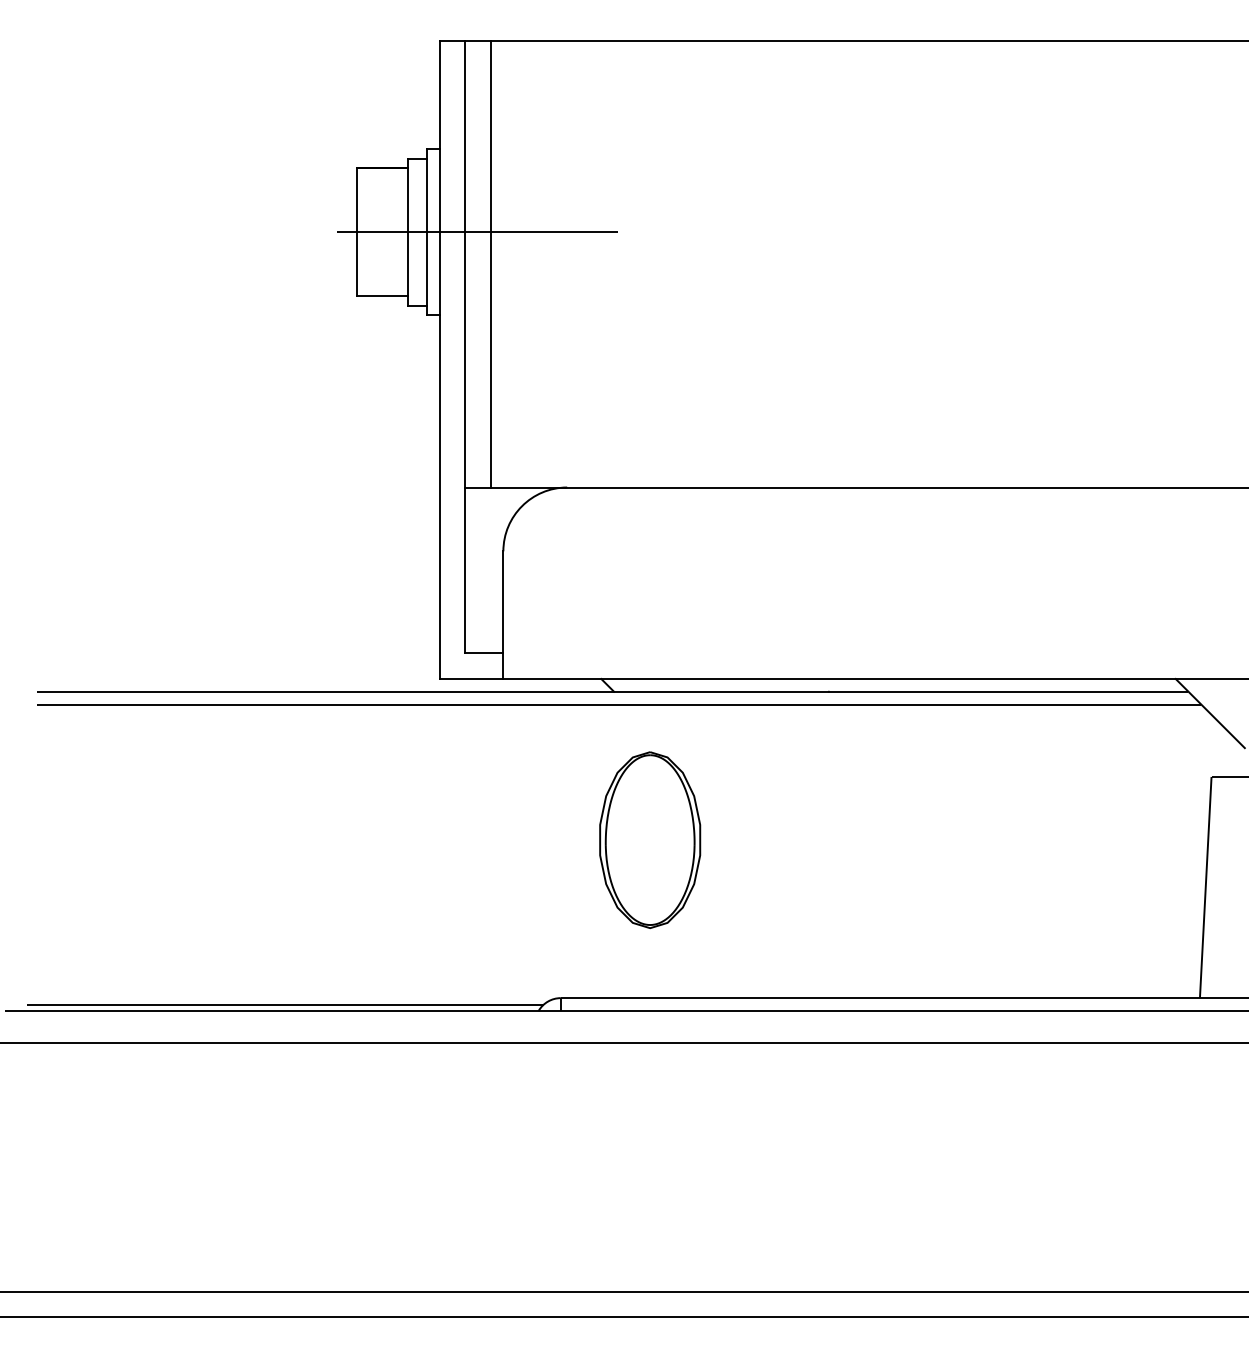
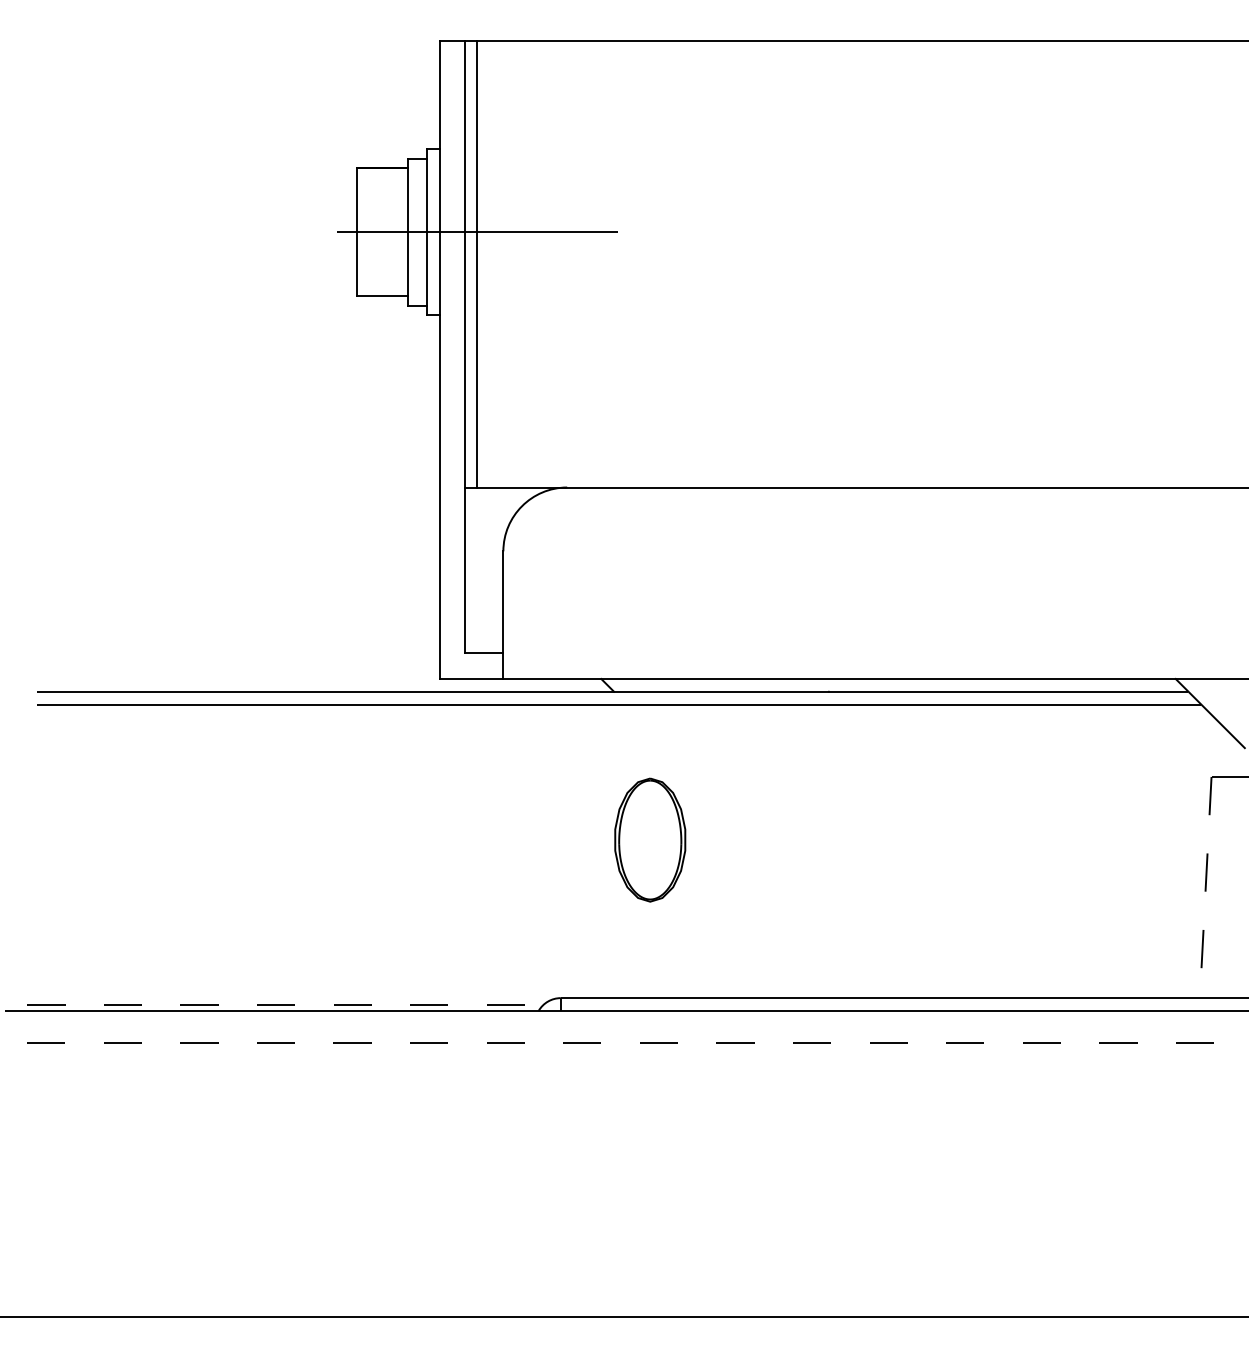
line position: (490, 263) -> (476, 263) (476, 263)
part size: 103x178 px -> 73x126 px (650, 839)
line: solid -> dashed (1205, 887)
line: solid -> dashed (286, 1004)
line: solid -> dashed (624, 1042)
line: present -> none (623, 1291)
